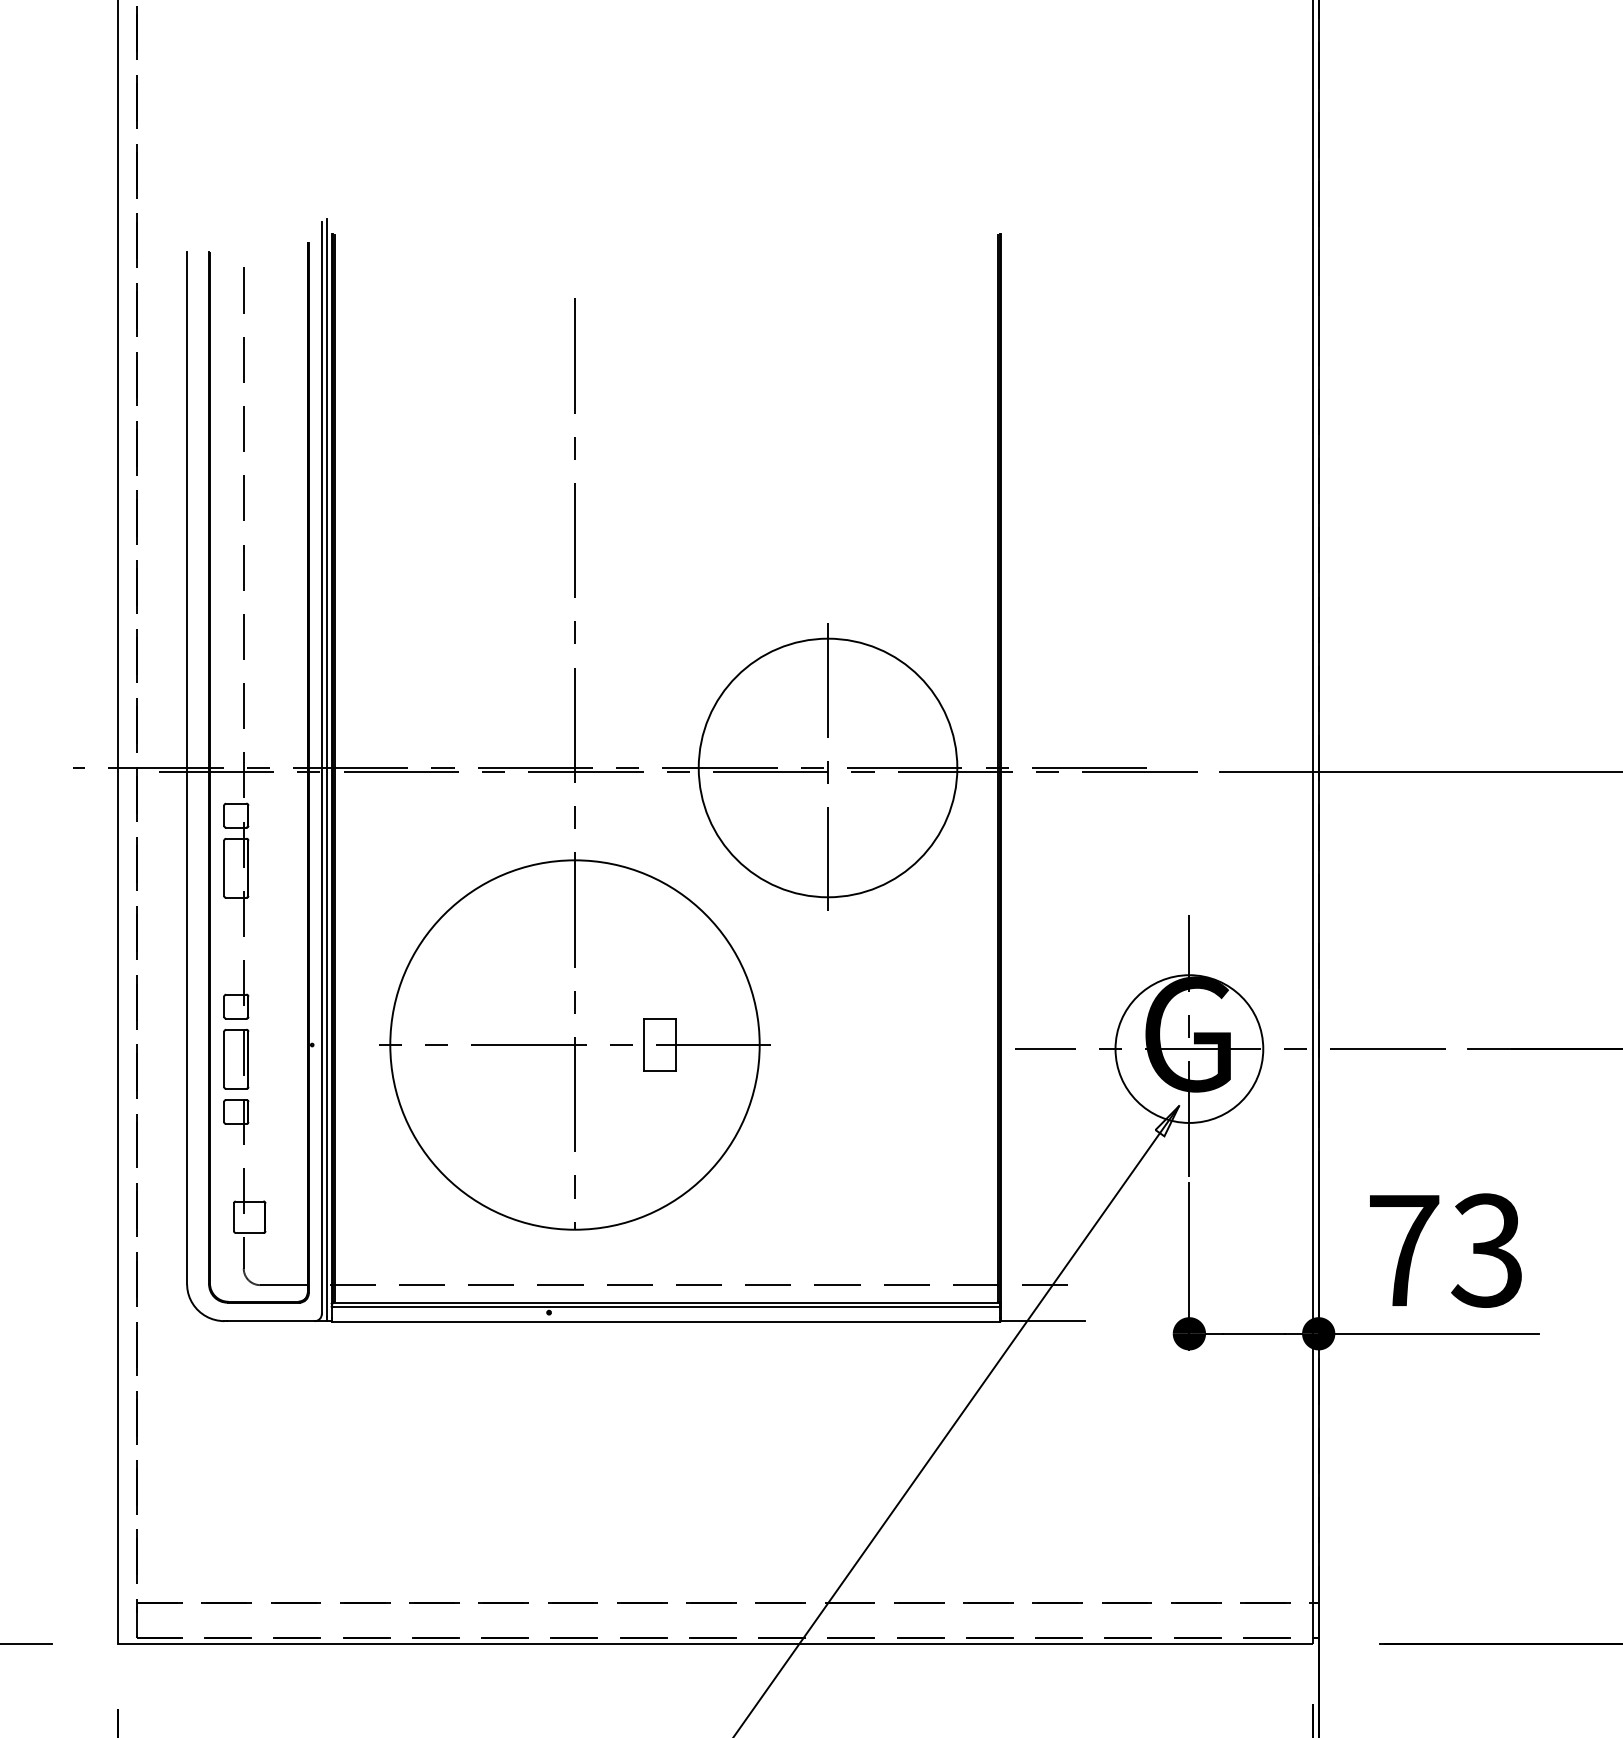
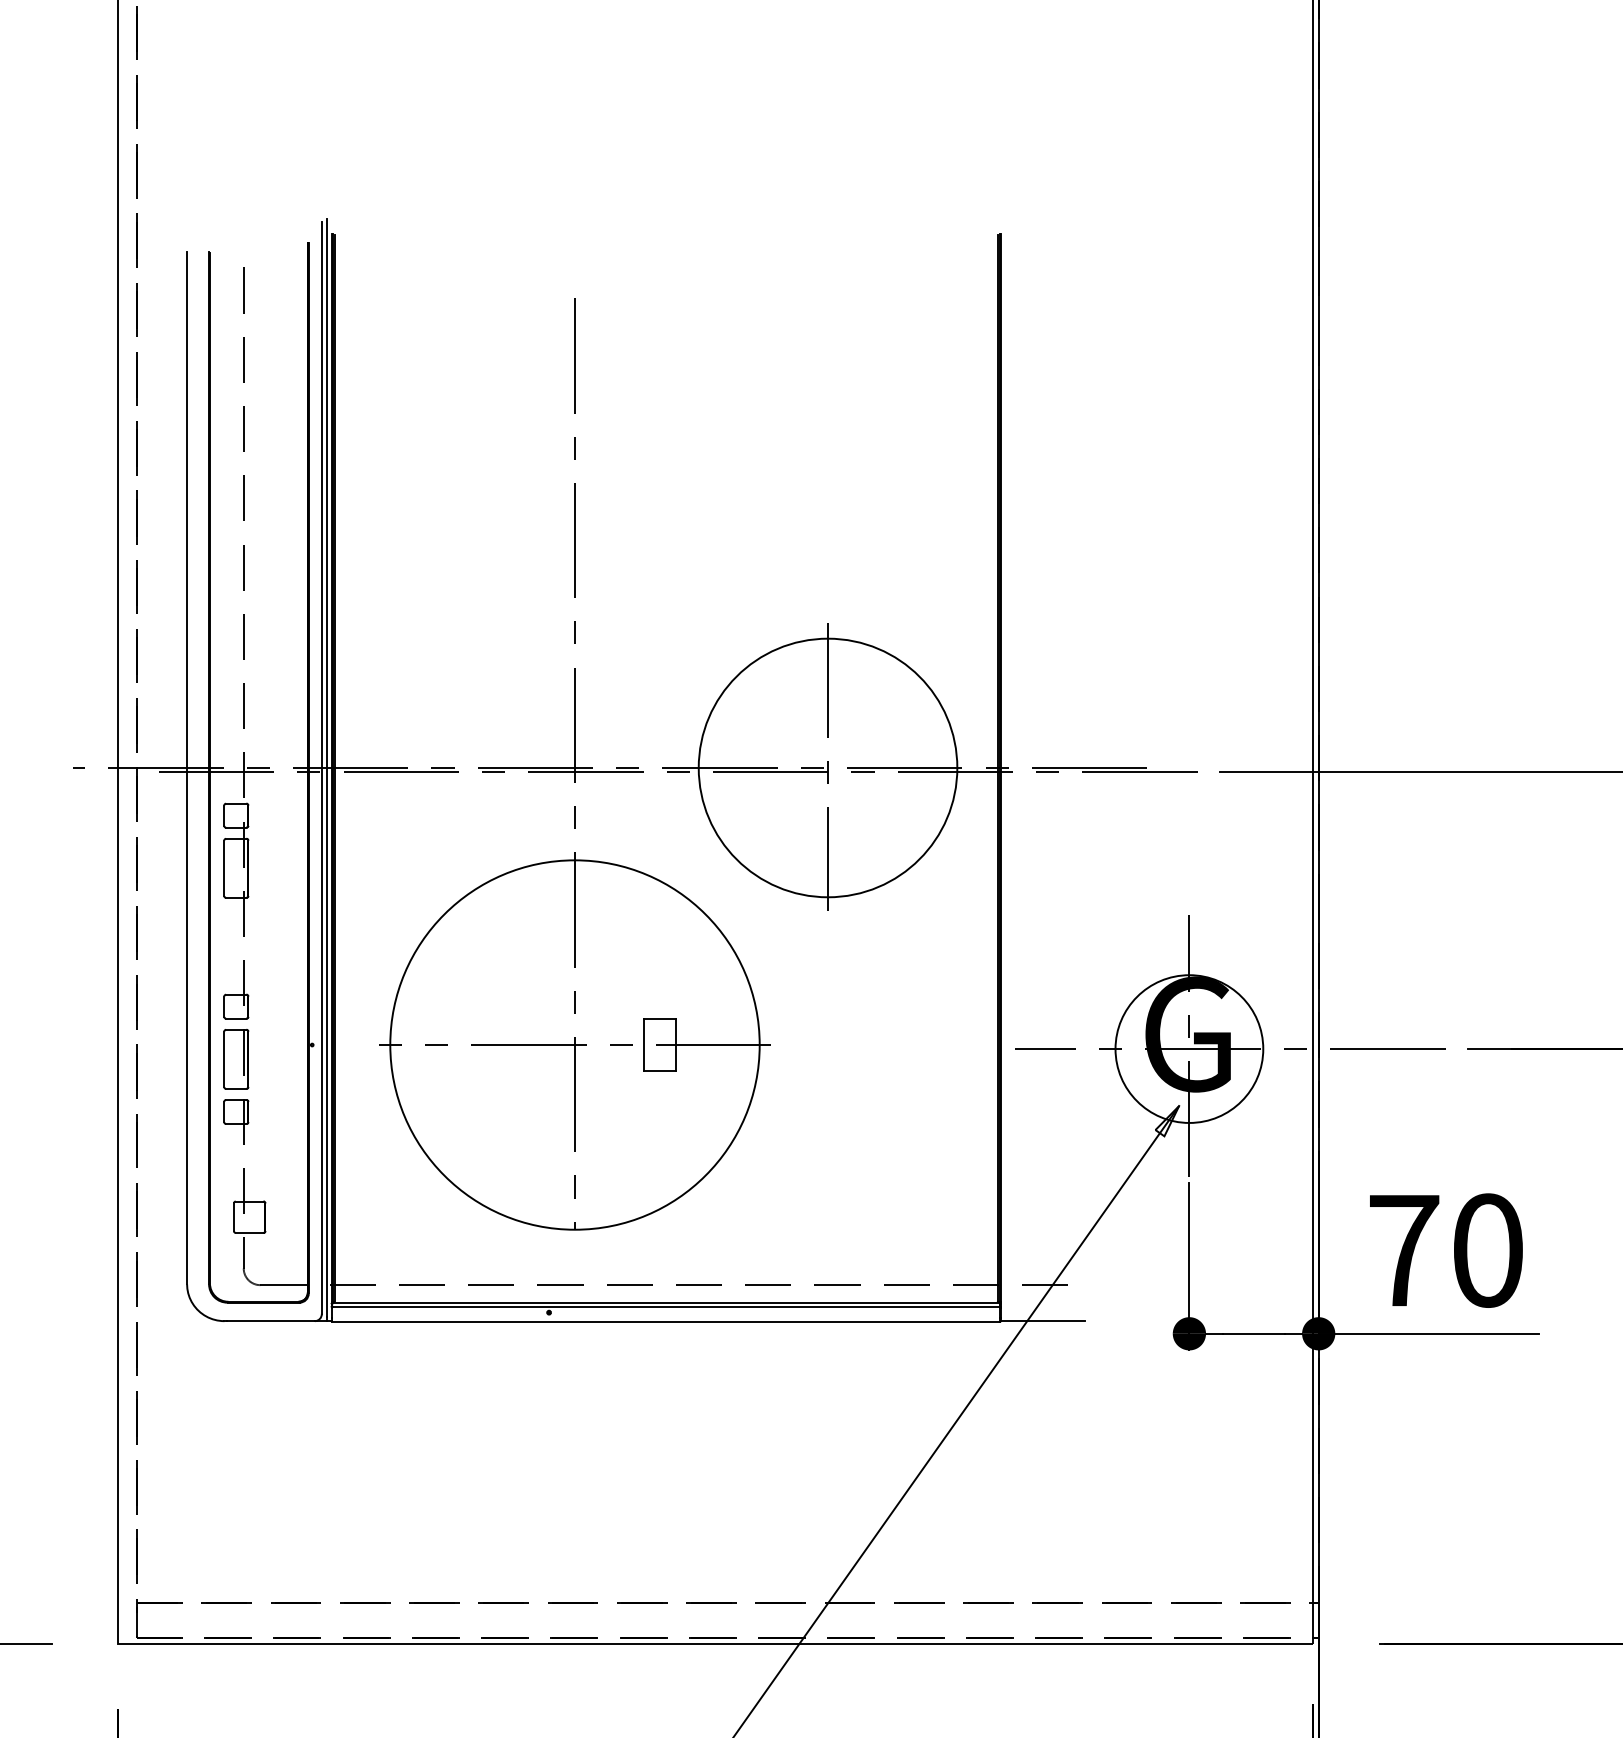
text: 73 -> 70 (1486, 1250)
